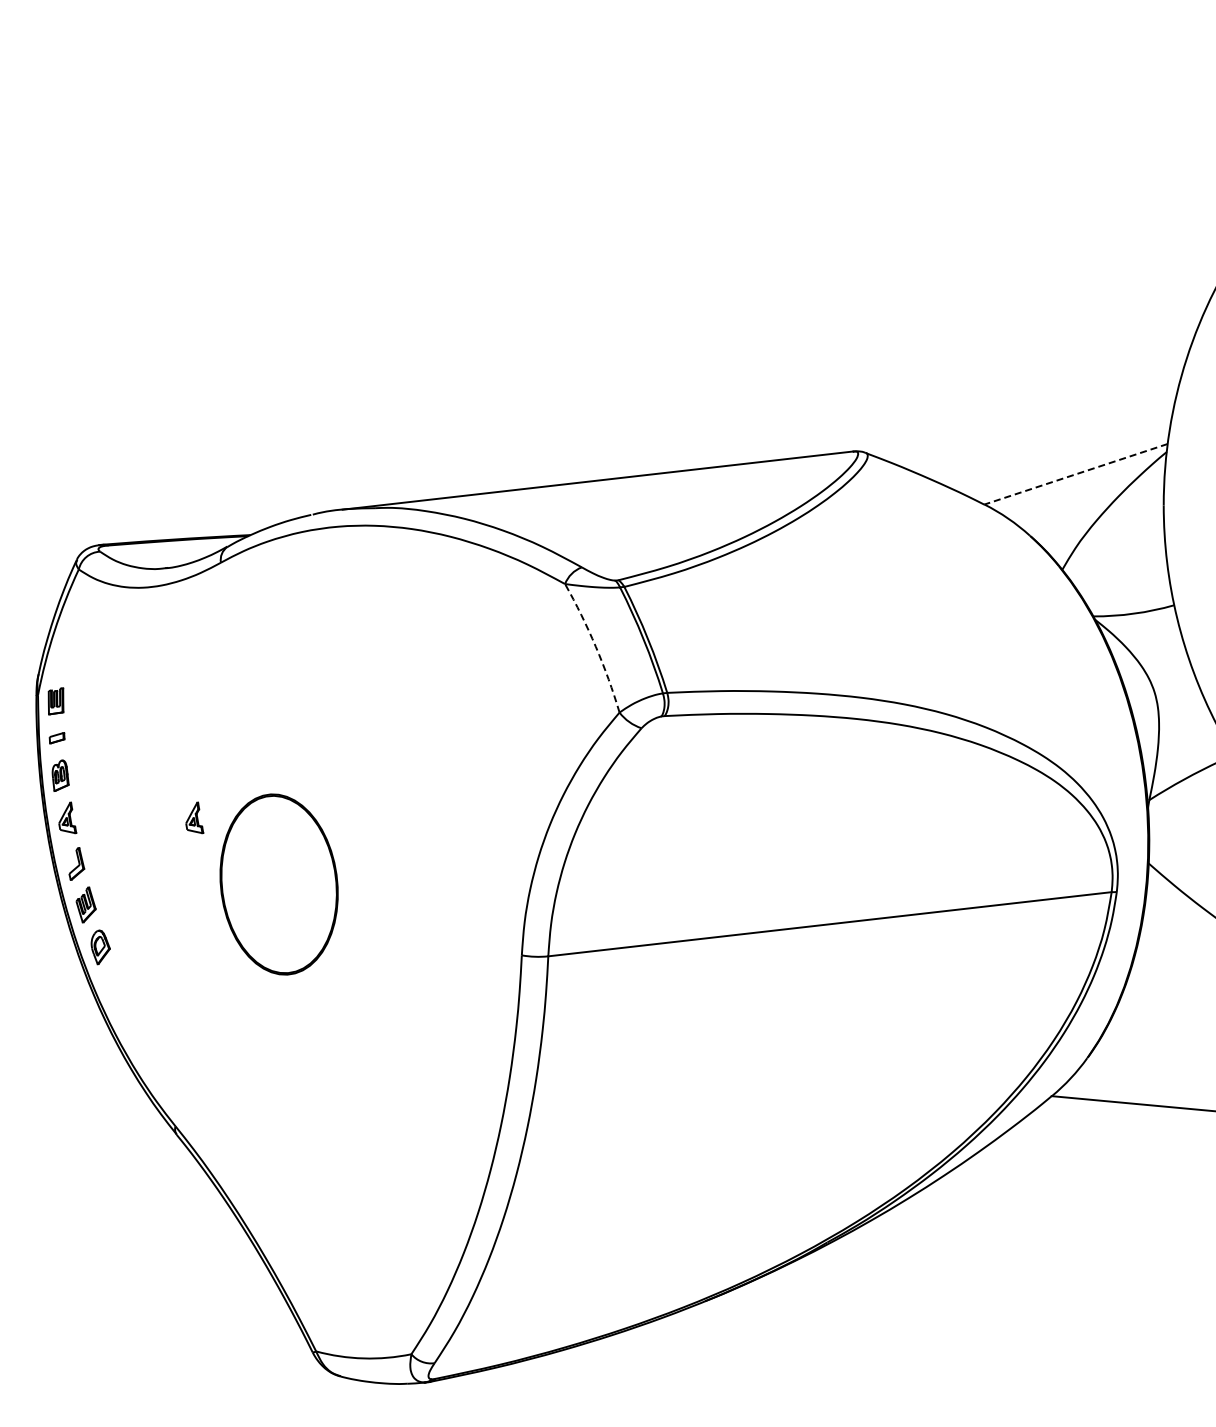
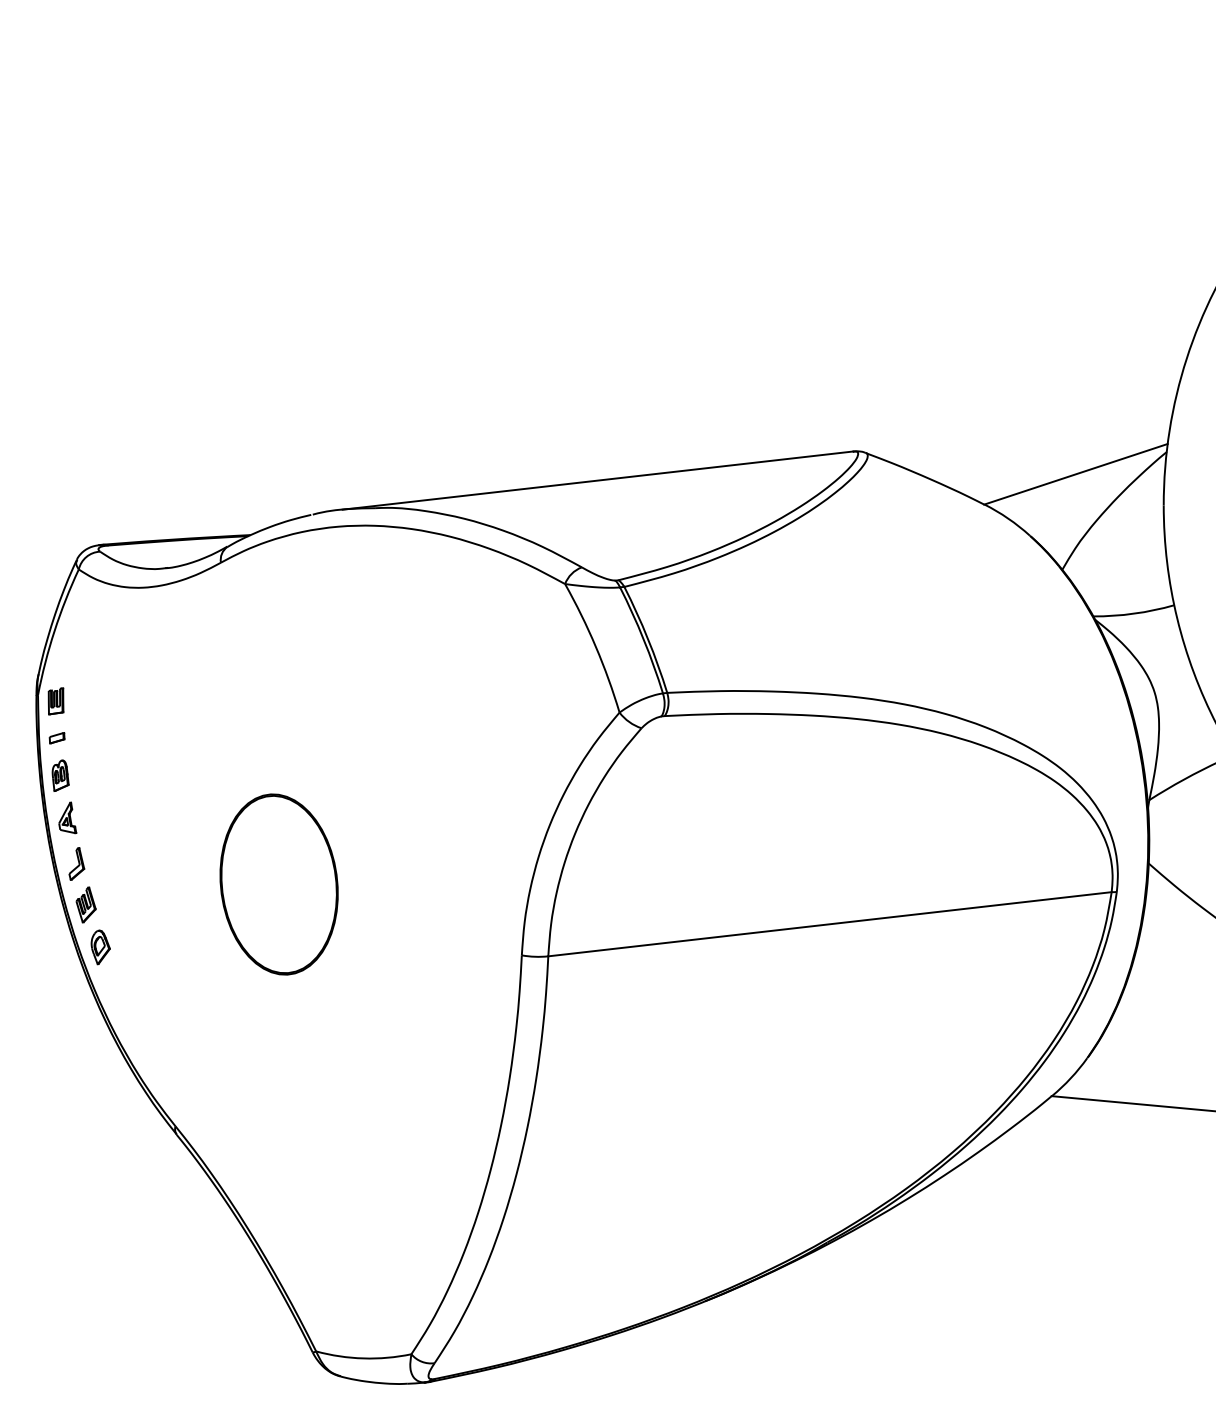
line: dashed -> solid (1075, 474)
arc: dashed -> solid (595, 646)
part: present -> none (194, 817)
